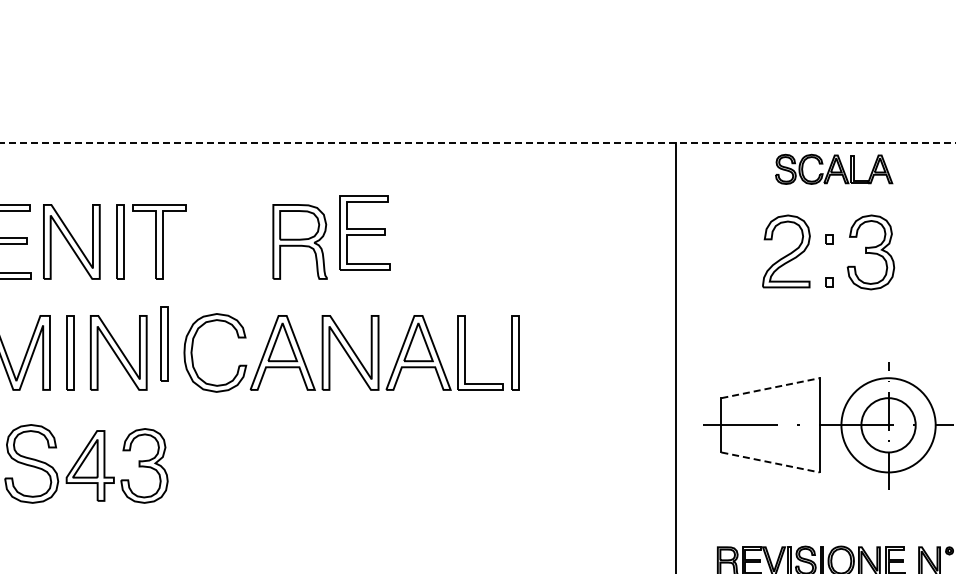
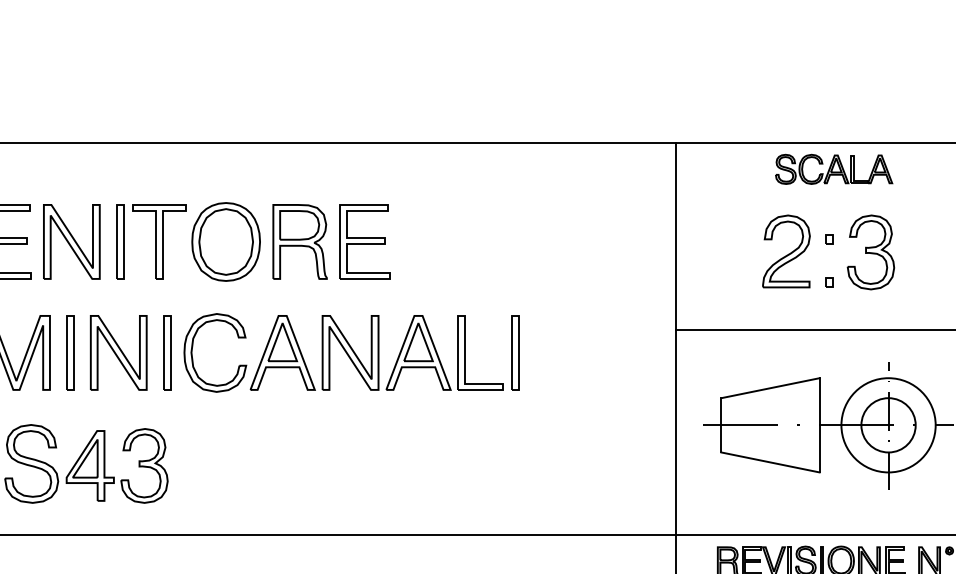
line: dashed -> solid (478, 142)
part position: (364, 232) -> (364, 241) (364, 241)
part: none -> present (225, 241)
line: none -> present (813, 329)
part position: (164, 343) -> (167, 352) (167, 352)
line: dashed -> solid (770, 388)
line: dashed -> solid (770, 462)
line: none -> present (477, 534)
